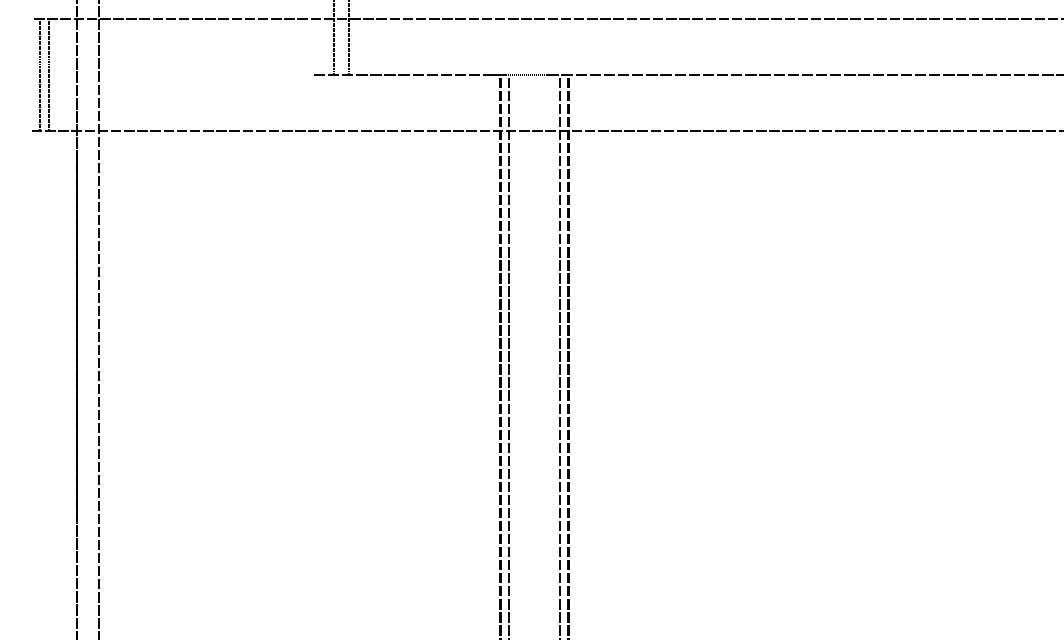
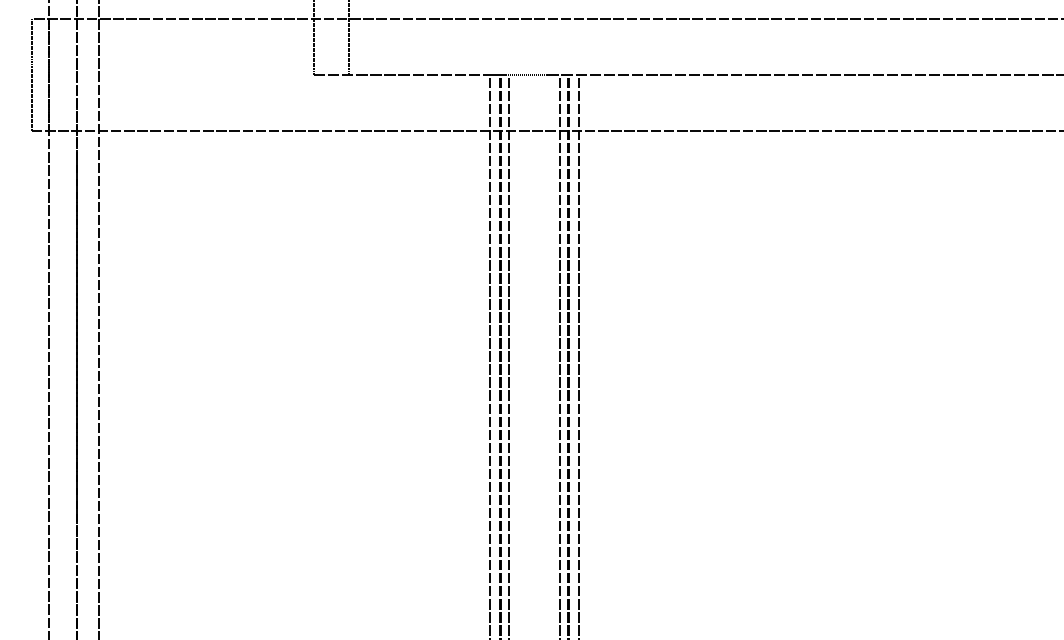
line position: (334, 38) -> (314, 38) (314, 38)
line position: (39, 74) -> (31, 74) (31, 74)
line: none -> present (48, 319)
line: none -> present (489, 355)
line: none -> present (579, 355)
